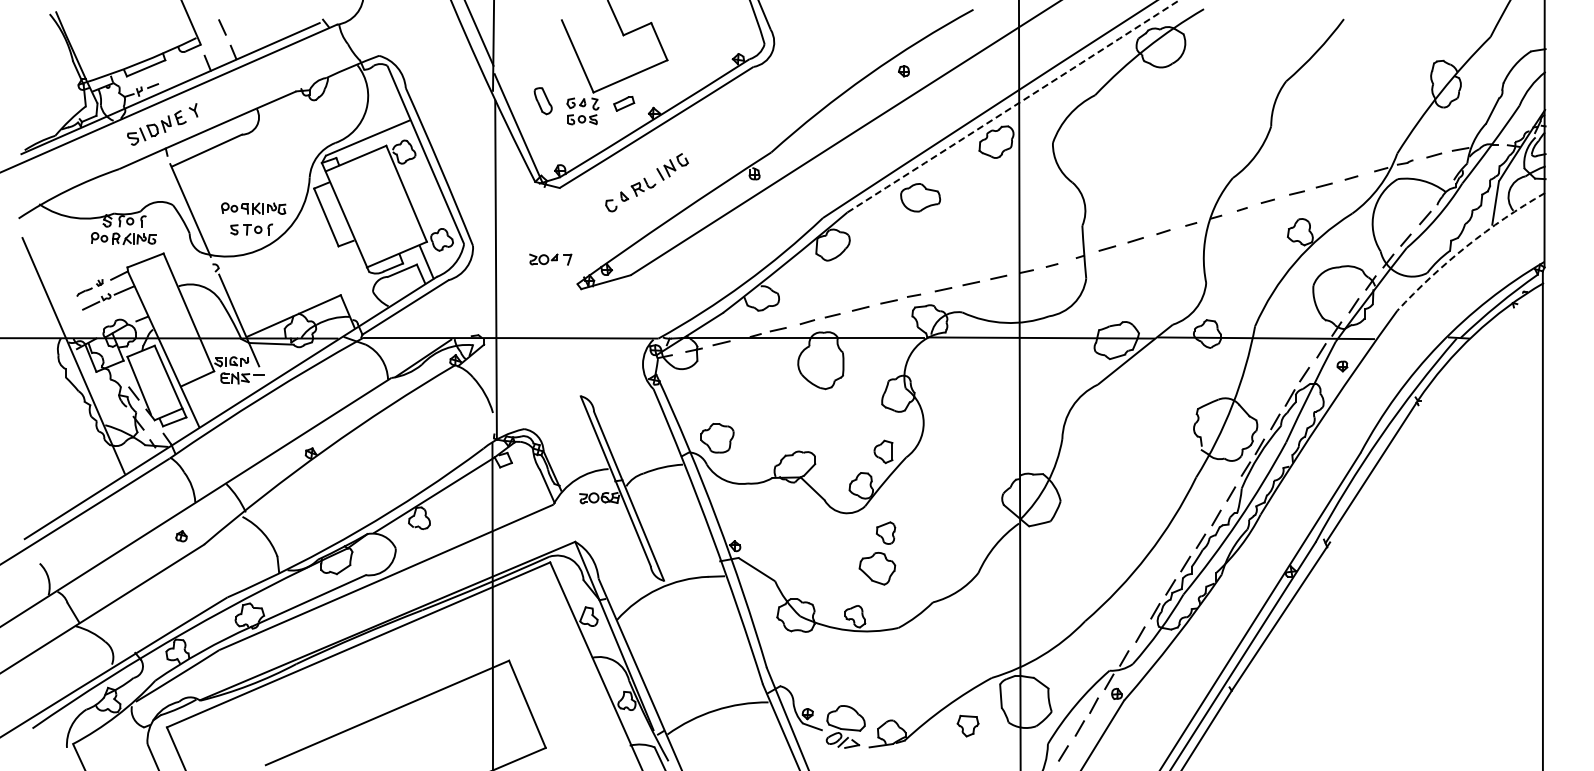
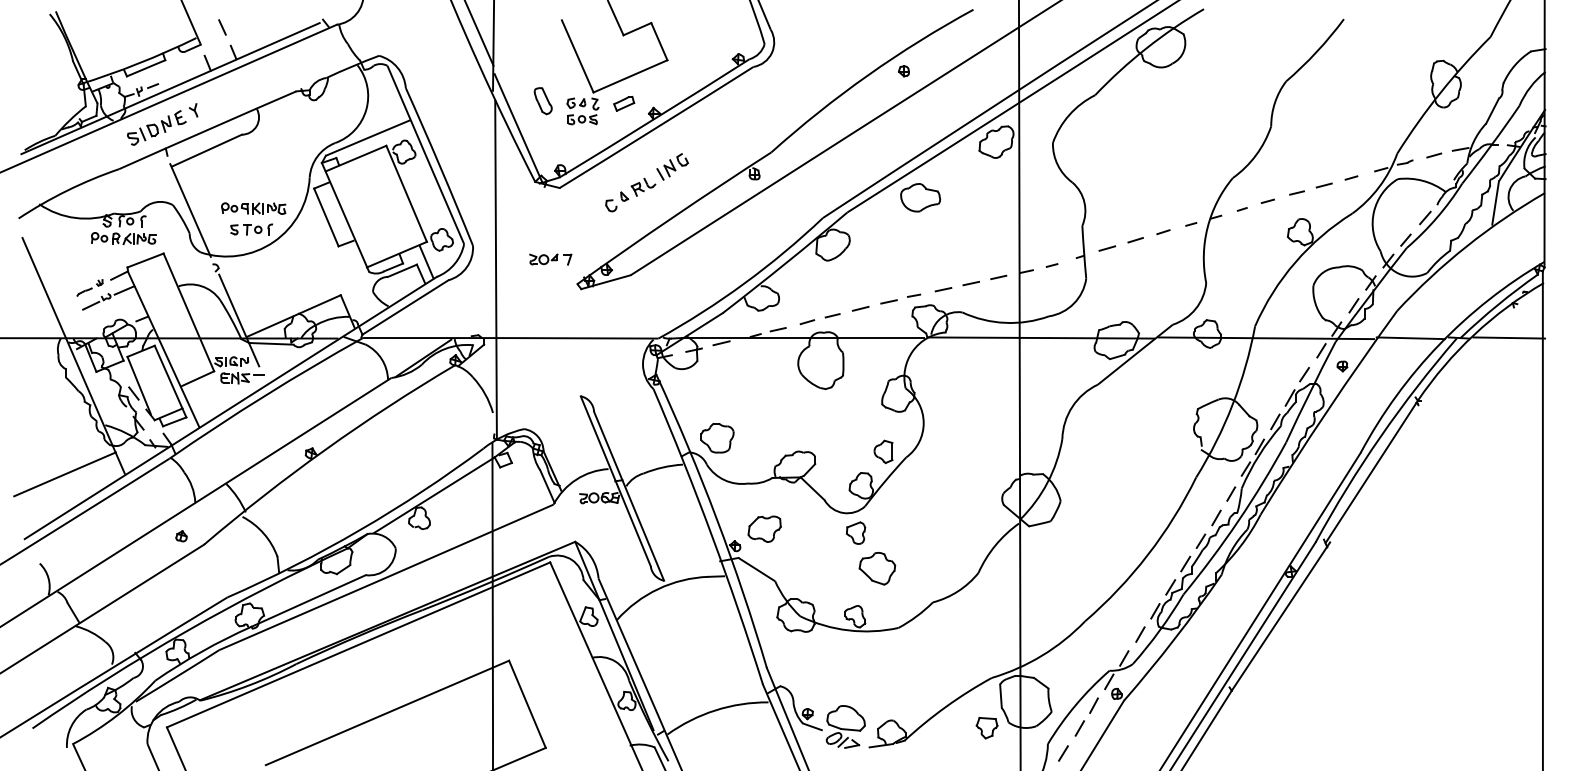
arc: dashed -> solid (1013, 106)
arc: dashed -> solid (1466, 246)
line: none -> present (1509, 337)
line: none -> present (1410, 338)
line: none -> present (64, 474)
part: none -> present (764, 528)
part position: (886, 532) -> (856, 532) (856, 532)
part position: (967, 725) -> (986, 727) (986, 727)
